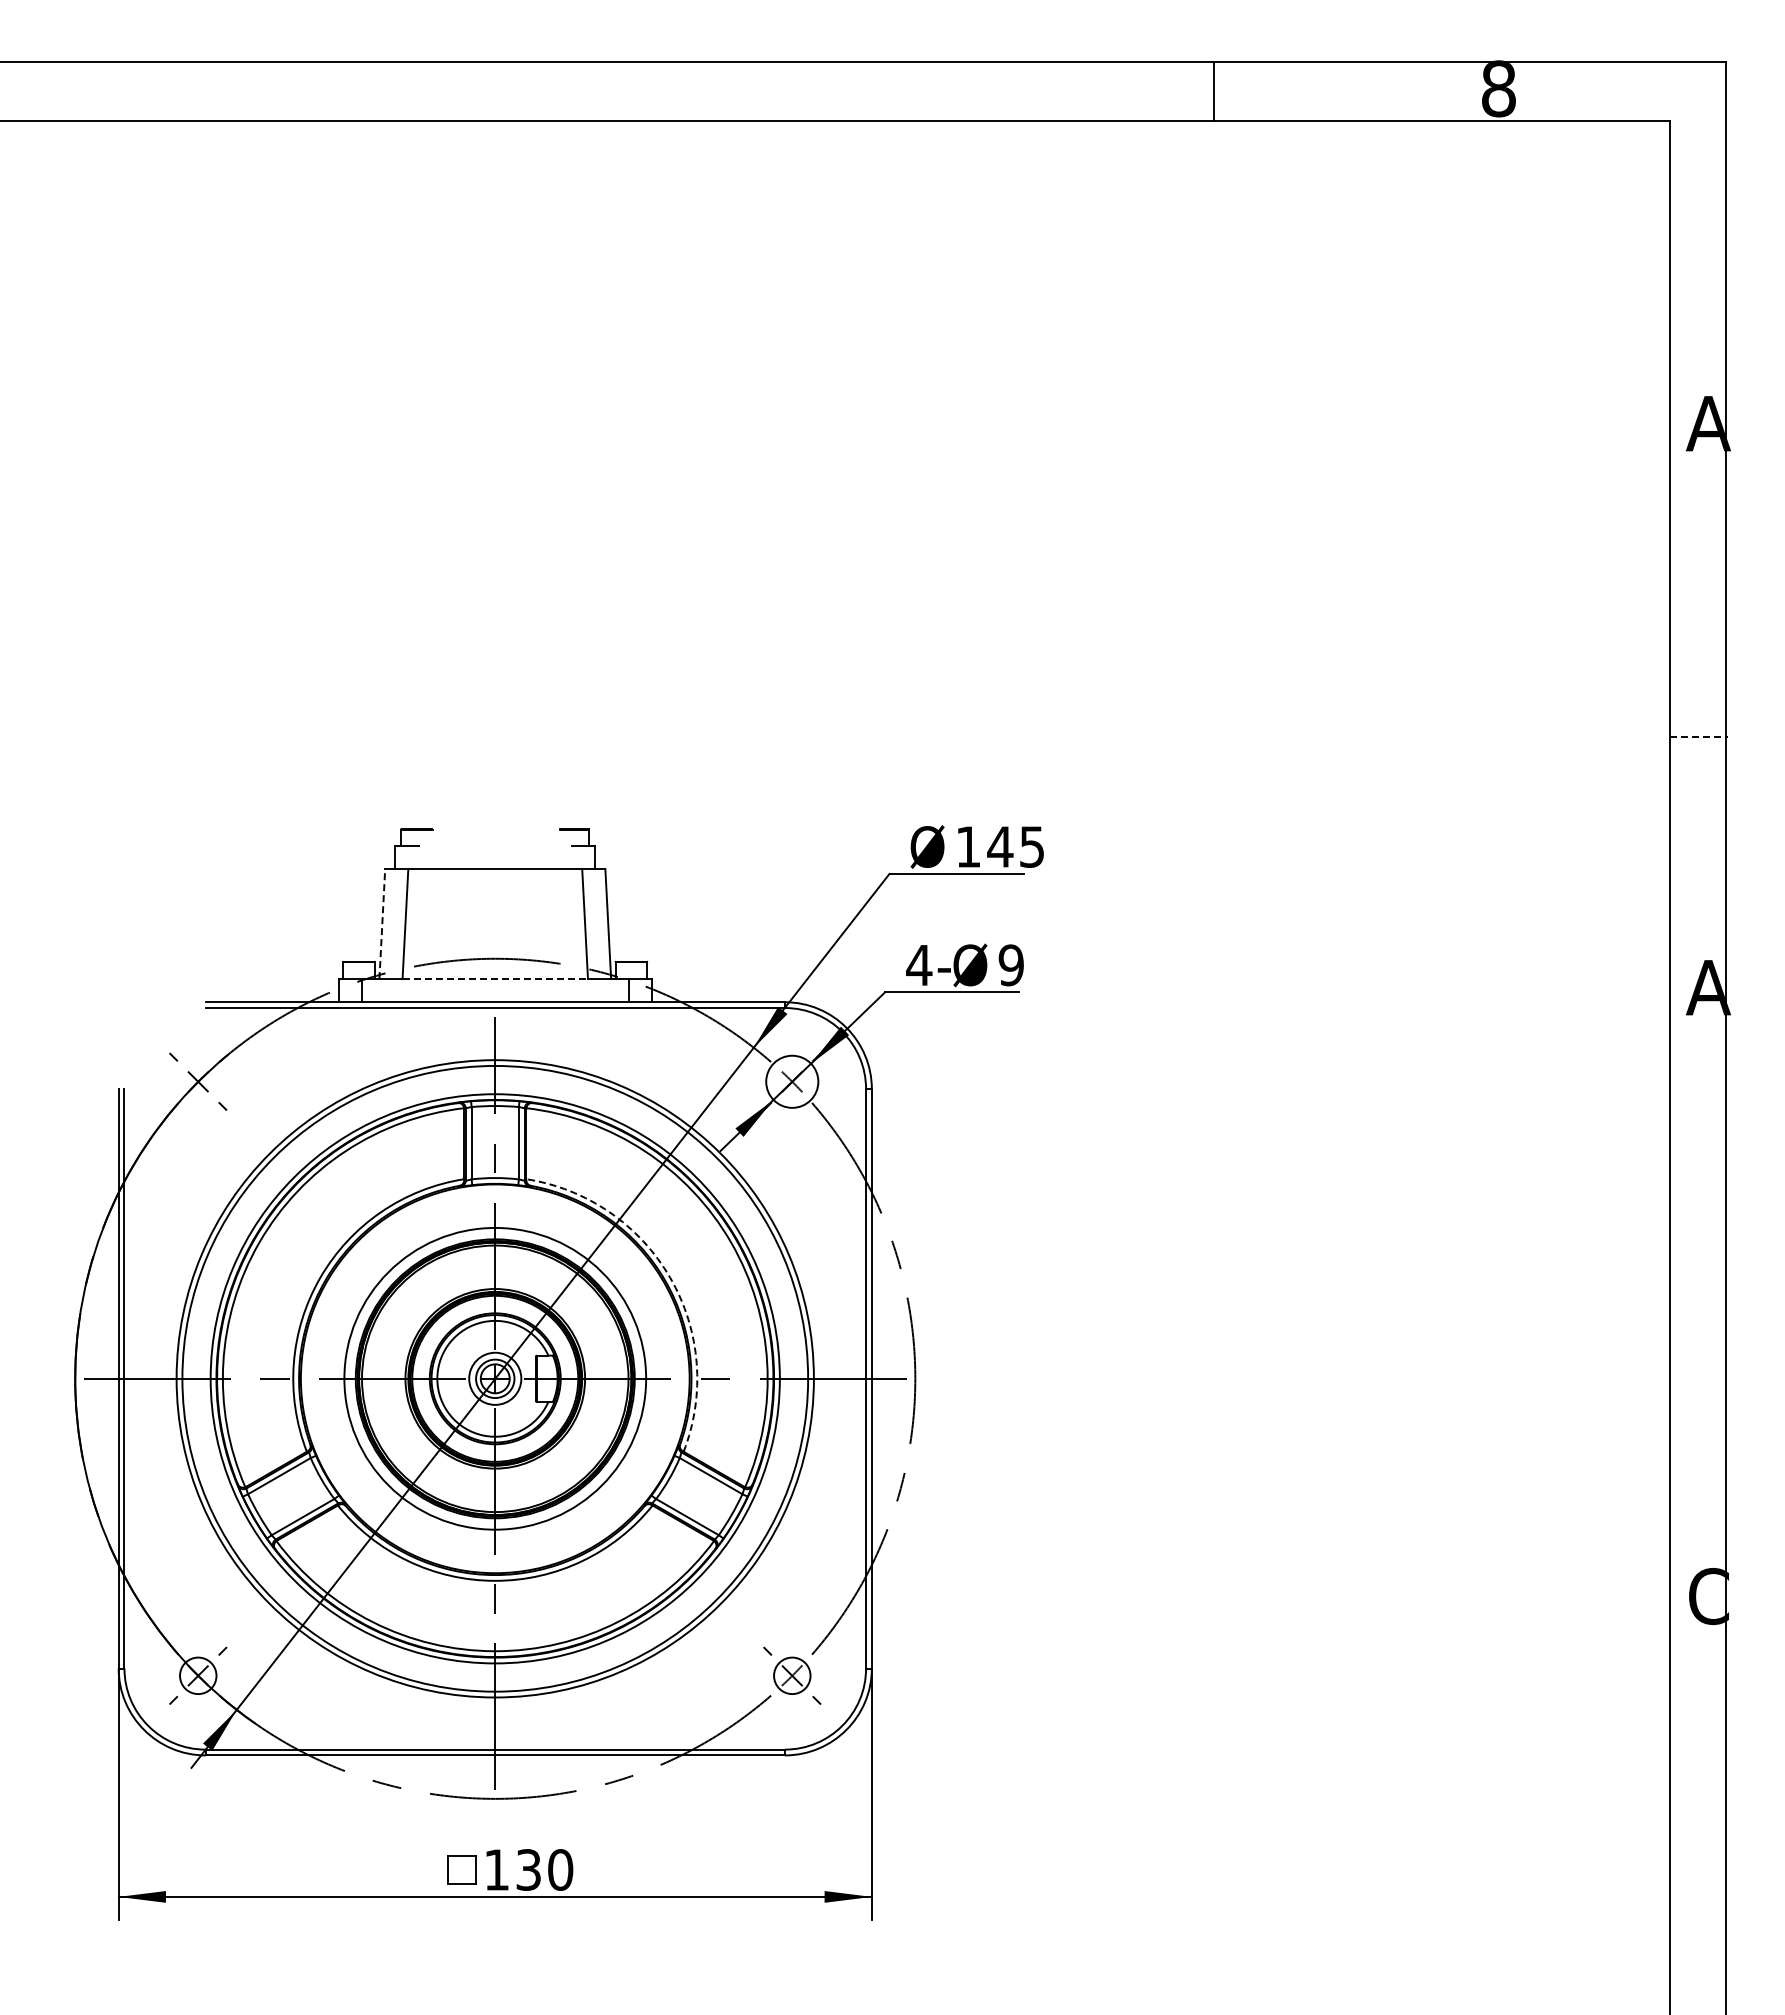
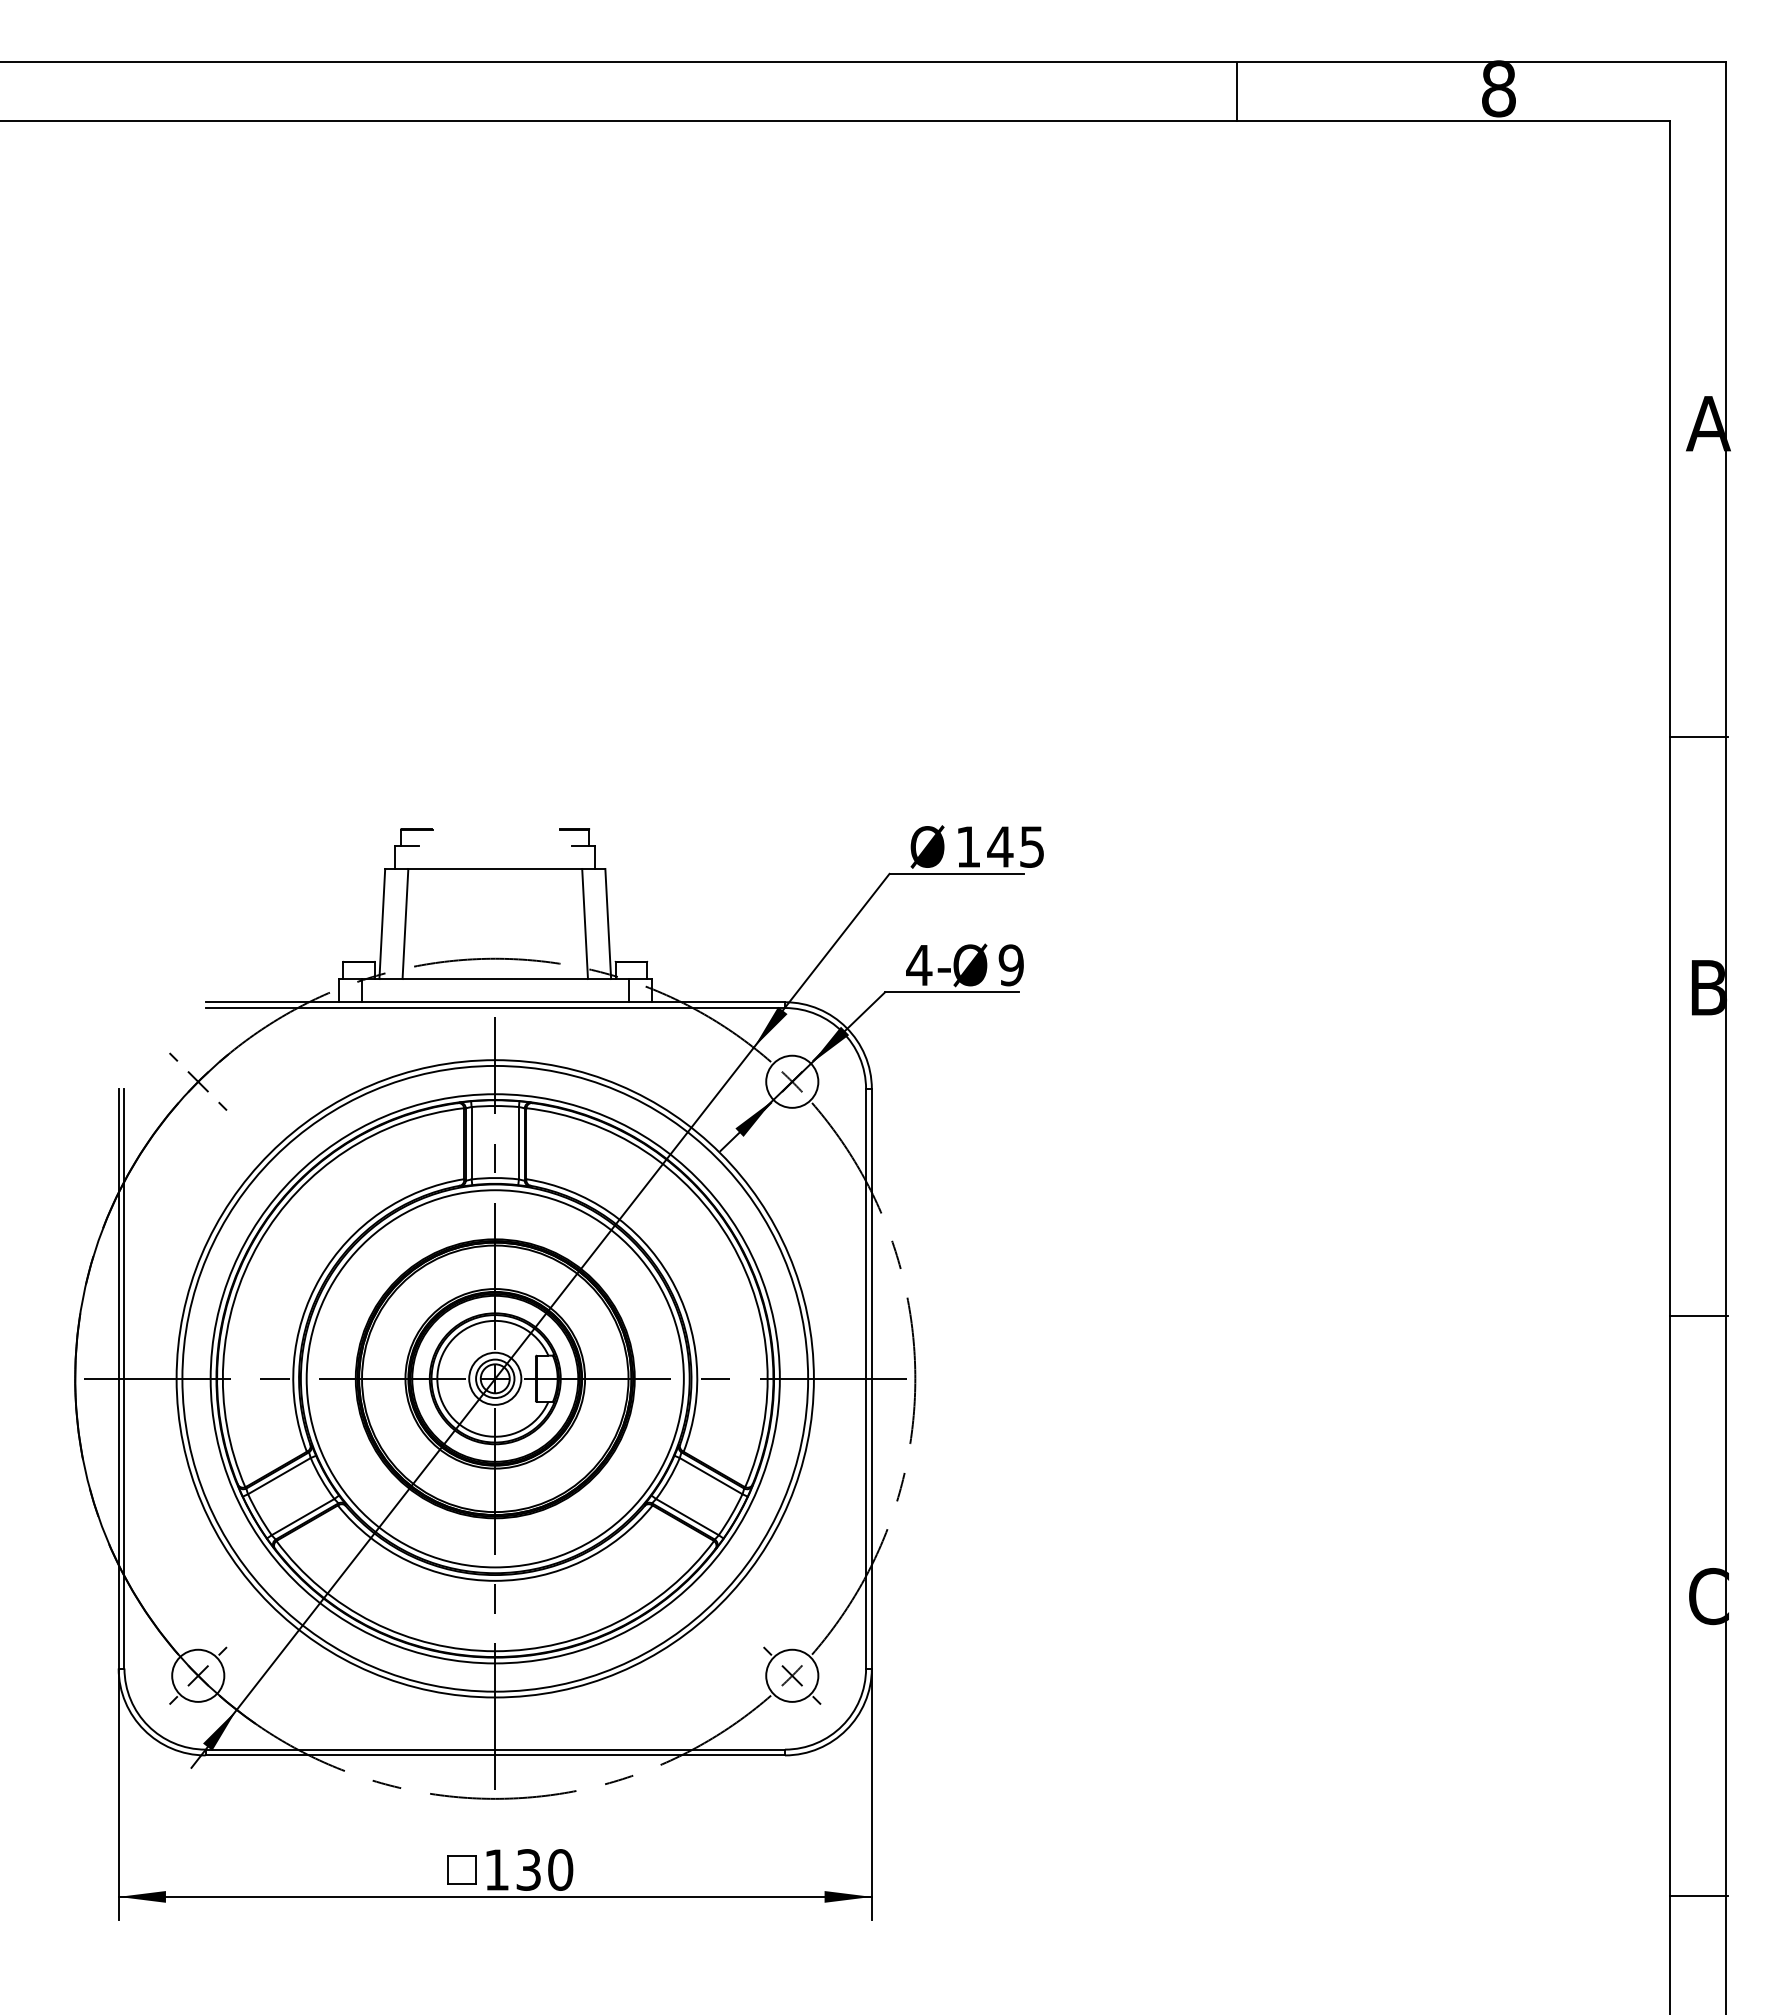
line position: (1214, 92) -> (1237, 92) (1237, 92)
line: dashed -> solid (1698, 737)
line: dashed -> solid (382, 923)
line: dashed -> solid (495, 979)
text: A -> B (1708, 987)
arc: dashed -> solid (670, 1277)
line: none -> present (1698, 1316)
circle diameter: 302 px -> 377 px (494, 1378)
circle diameter: 37 px -> 52 px (198, 1675)
circle diameter: 37 px -> 52 px (792, 1675)
line: none -> present (1698, 1895)
